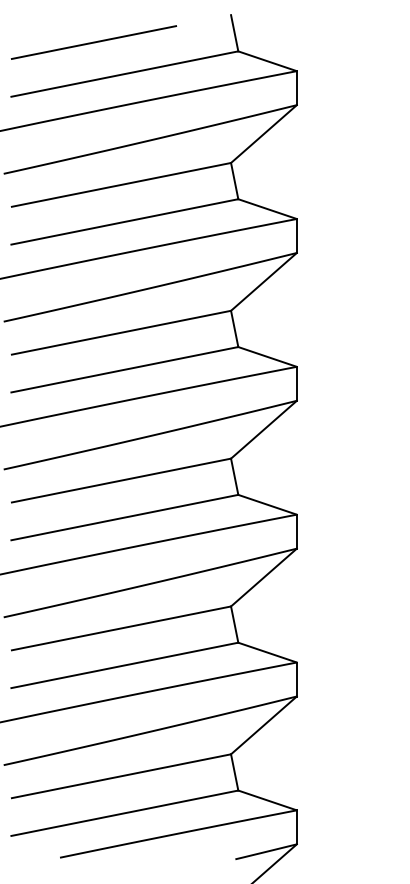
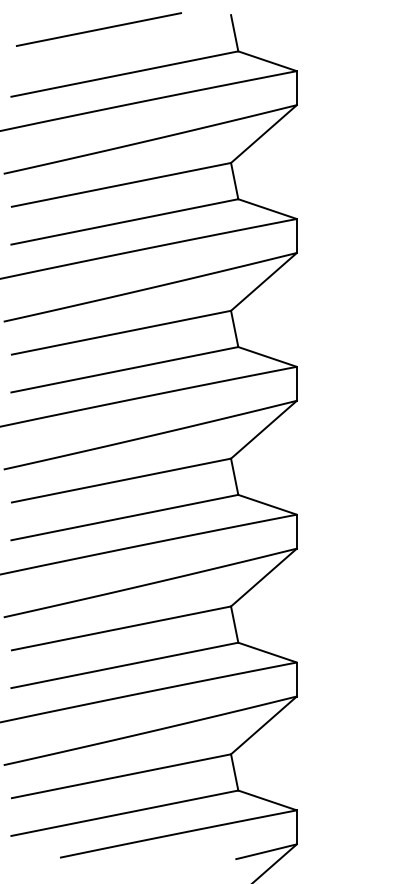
line position: (93, 42) -> (98, 29) (98, 29)
